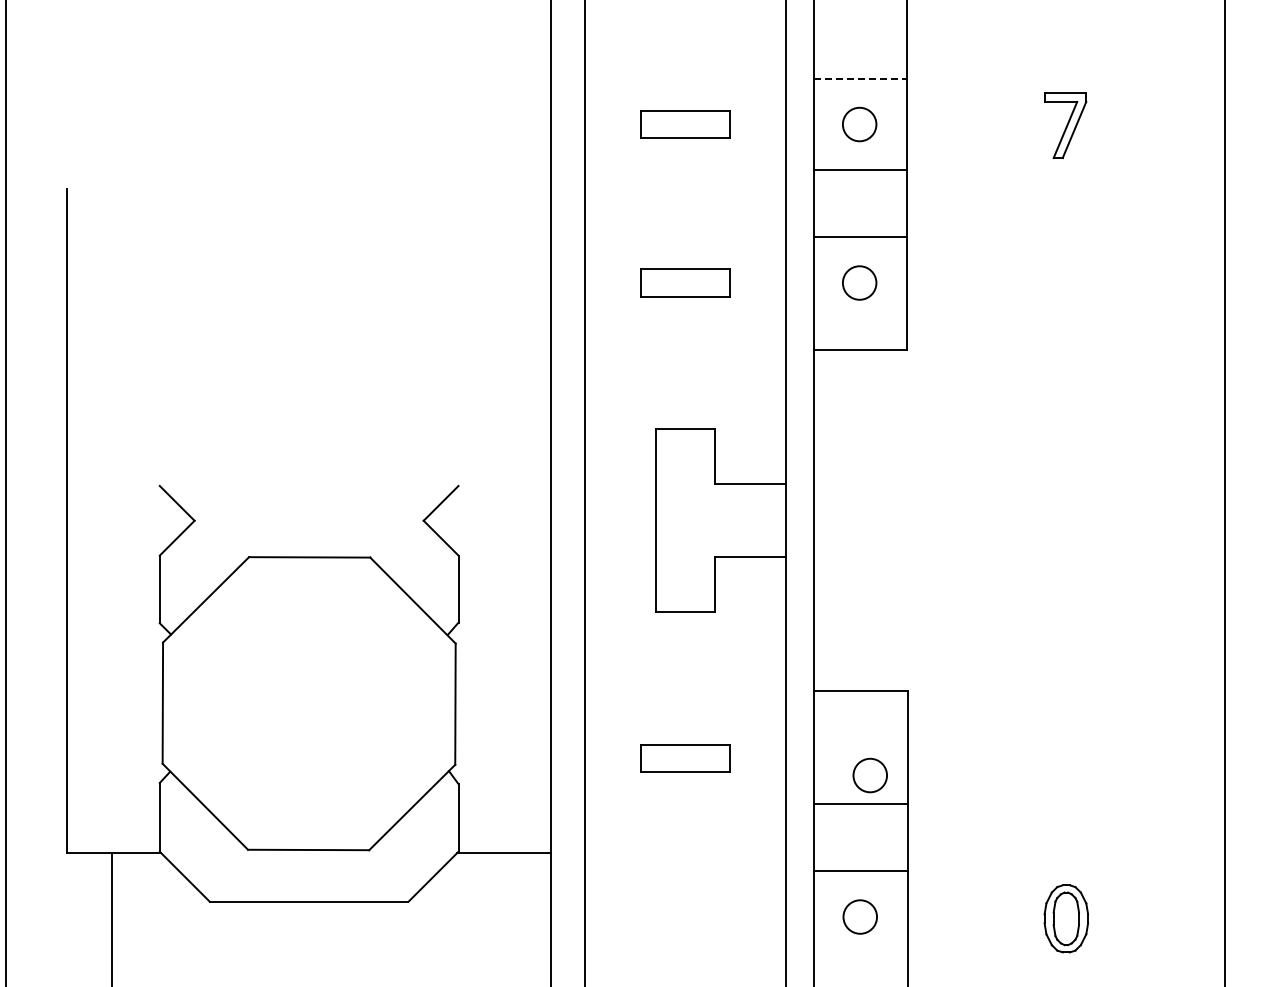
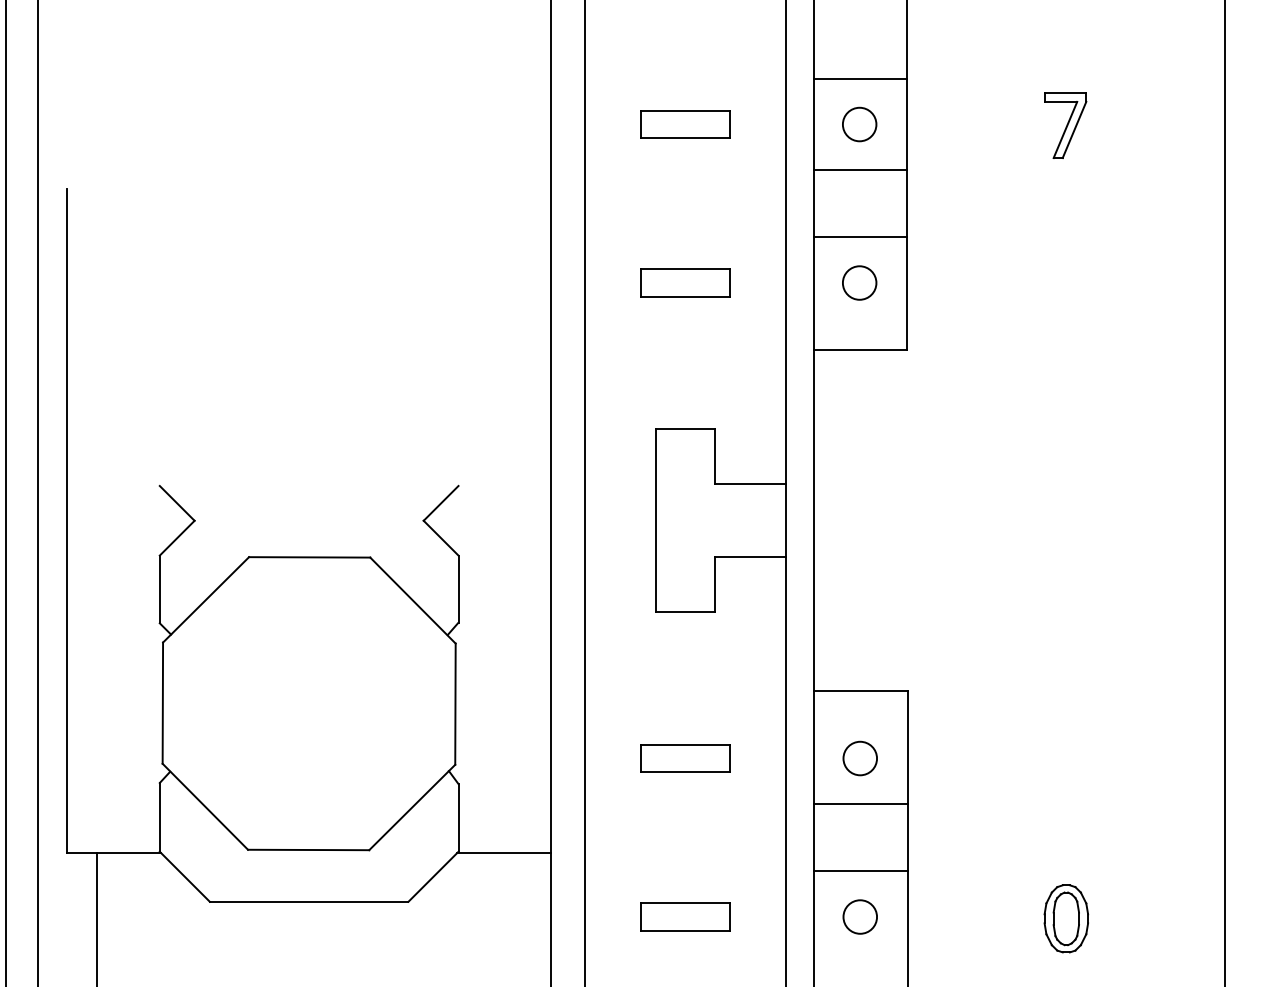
line: dashed -> solid (860, 78)
line: none -> present (37, 492)
circle position: (869, 775) -> (859, 758) (859, 758)
part: none -> present (685, 916)
line position: (112, 918) -> (97, 918) (97, 918)
